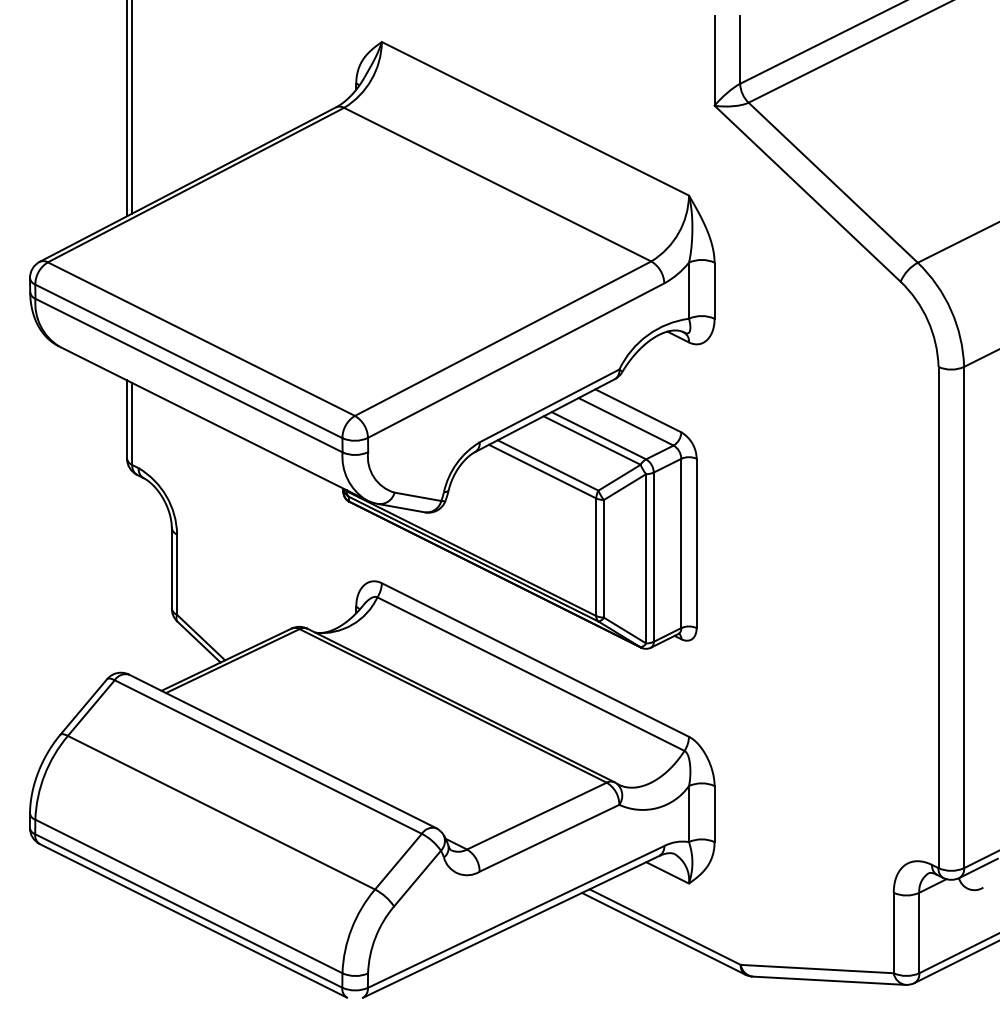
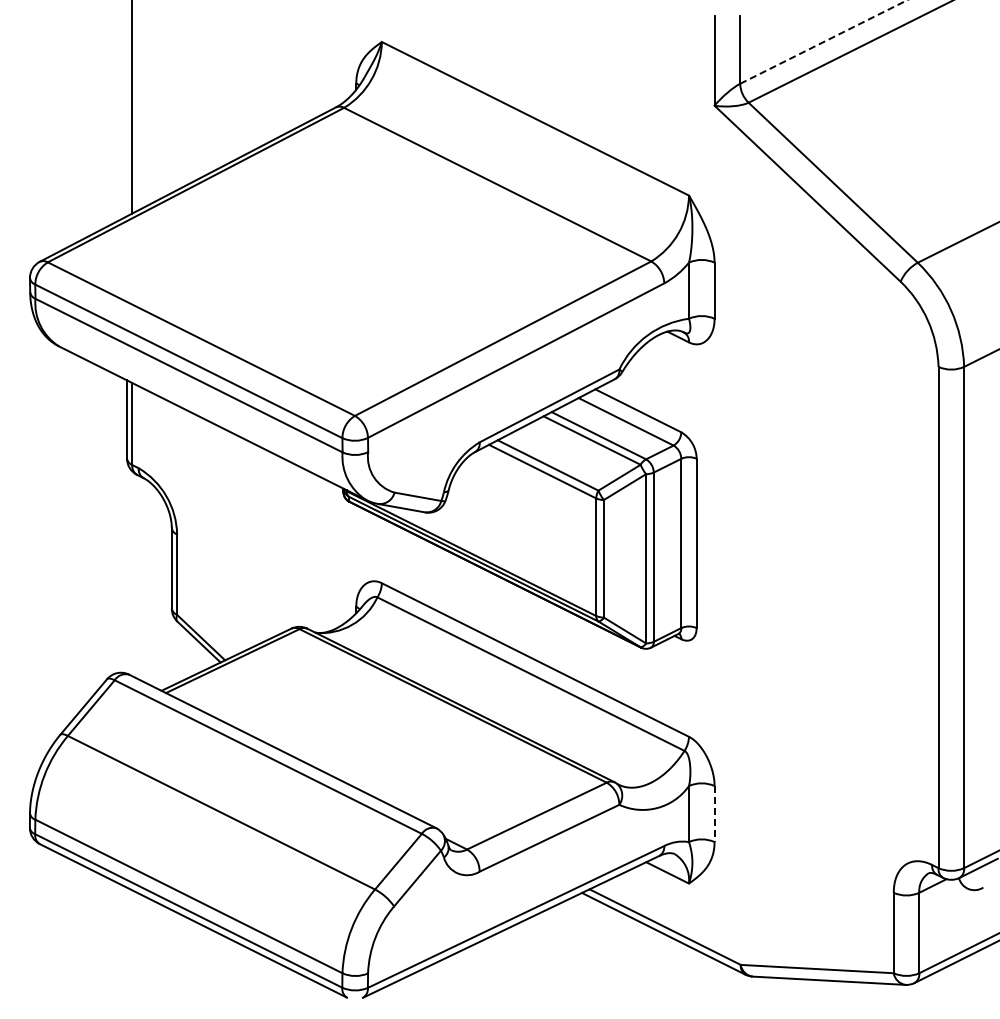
line: solid -> dashed (824, 41)
line: present -> none (127, 109)
line: solid -> dashed (714, 814)
